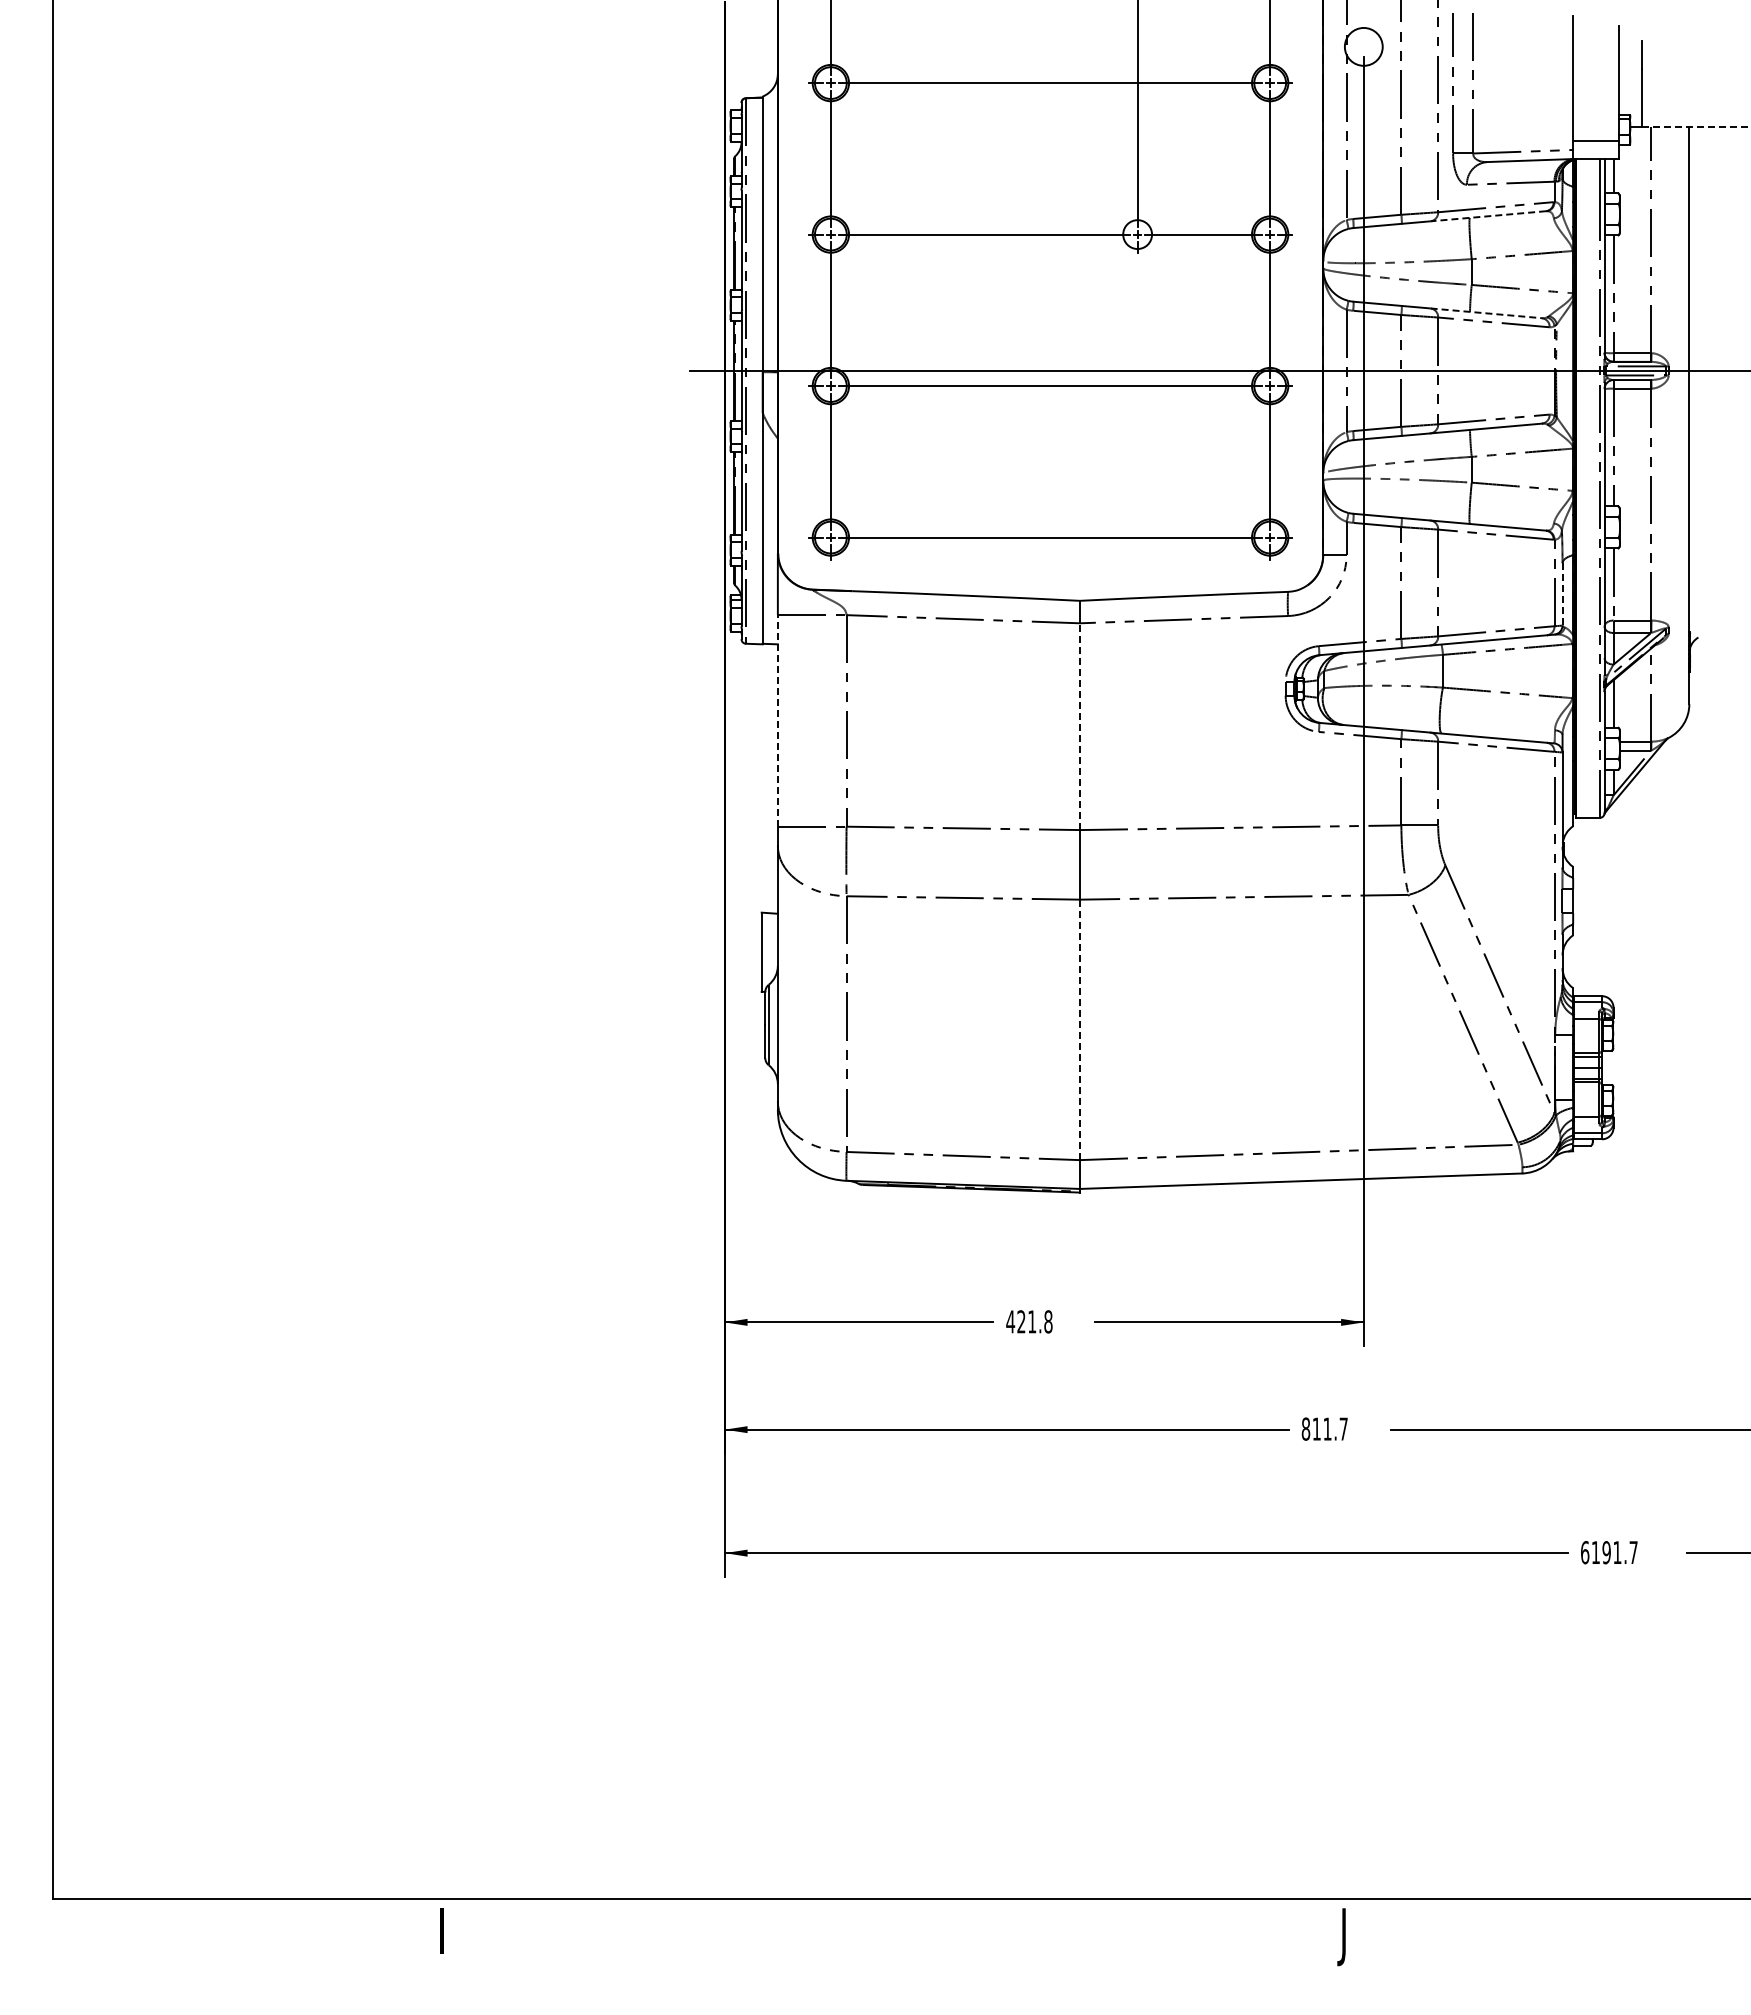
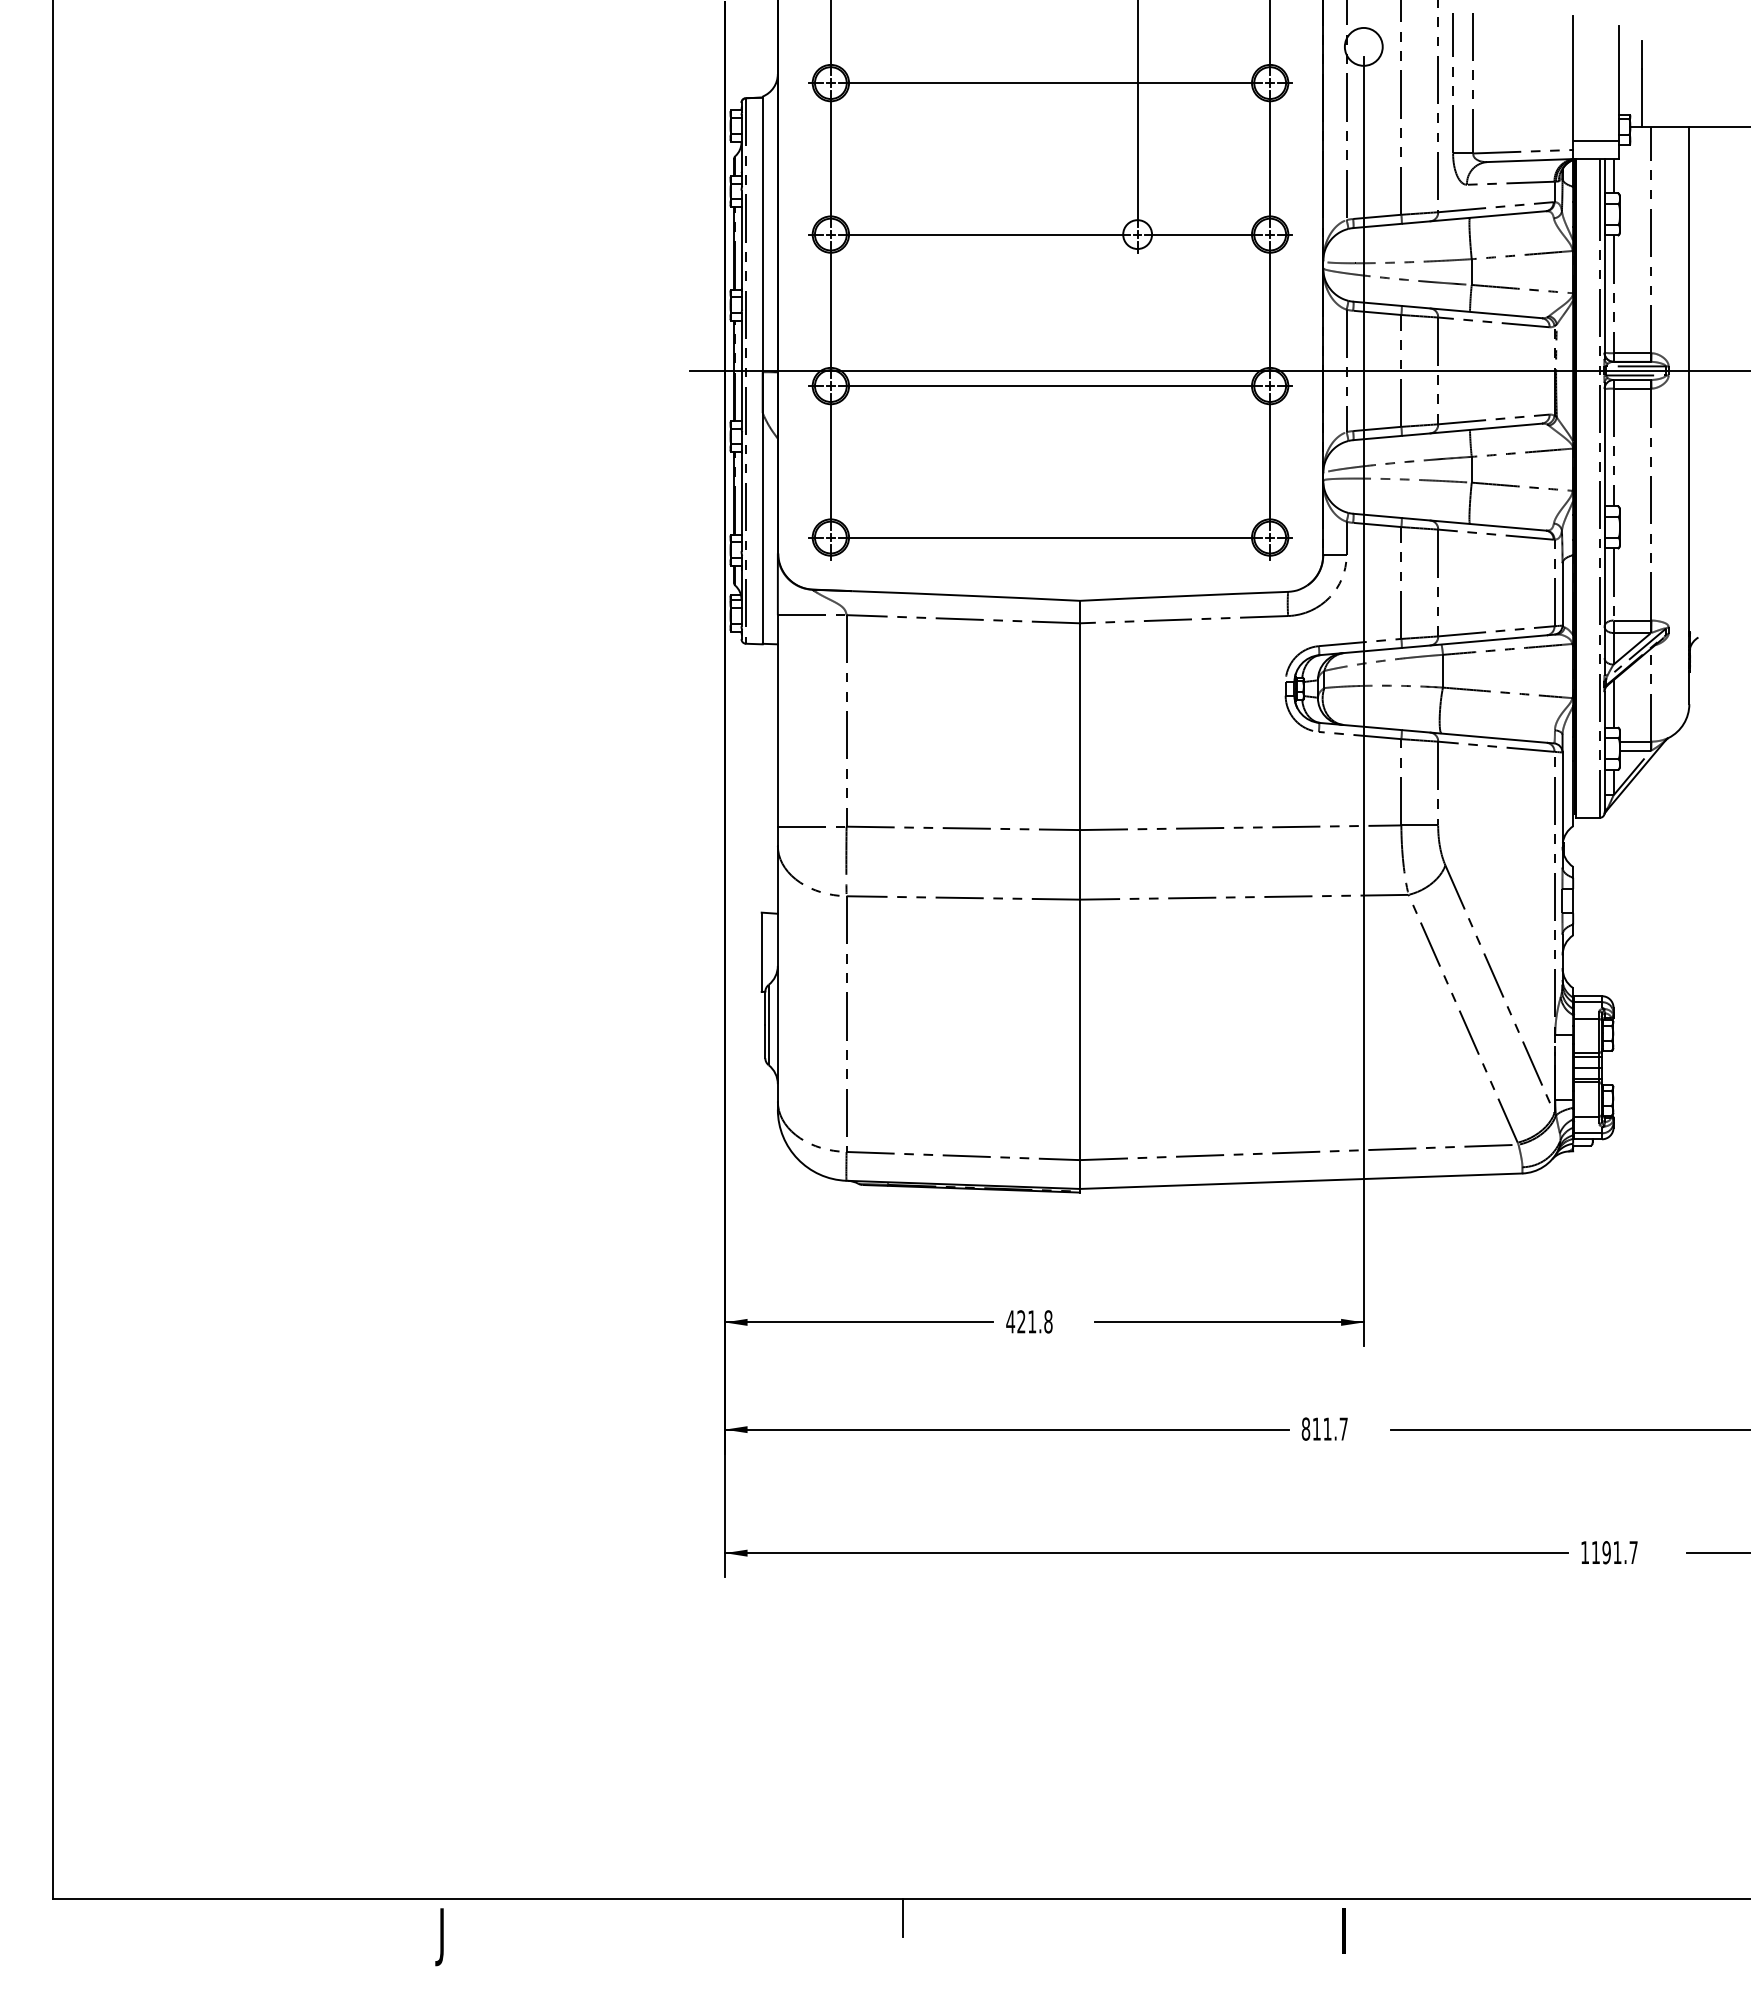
line: dashed -> solid (1696, 127)
line: dashed -> solid (1488, 216)
line: dashed -> solid (1486, 313)
line: dashed -> solid (1562, 594)
line: dashed -> solid (777, 720)
line: dashed -> solid (1079, 726)
line: dashed -> solid (1079, 1029)
text: 6191.7 -> 1191.7 (1585, 1552)
line: none -> present (903, 1917)
text: I -> J (439, 1937)
text: J -> I (1341, 1937)
